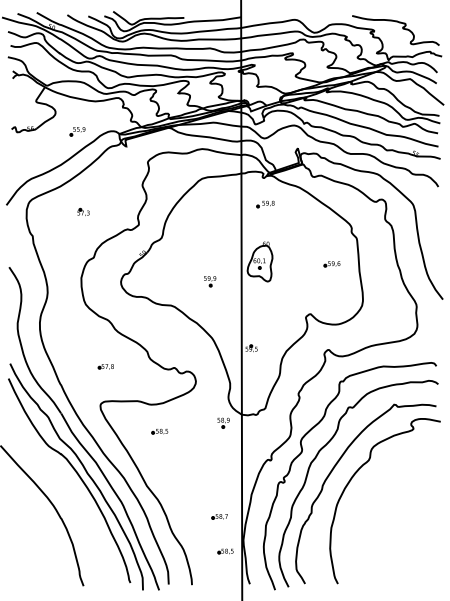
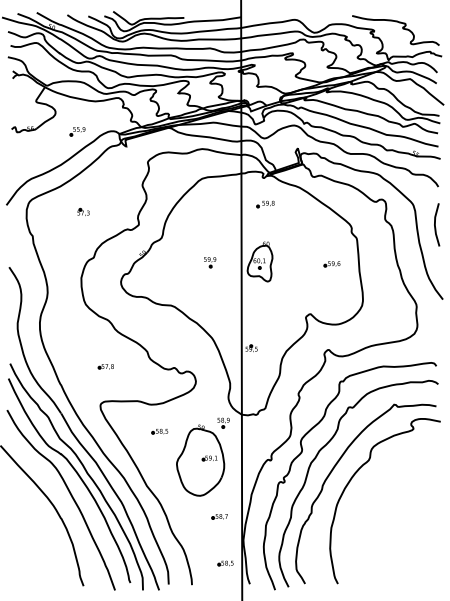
line: none -> present (435, 224)
part position: (210, 281) -> (210, 262) (210, 262)
part: none -> present (200, 460)
curve: none -> present (70, 495)
part position: (225, 551) -> (225, 563) (225, 563)
